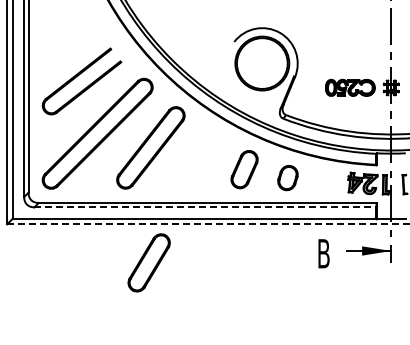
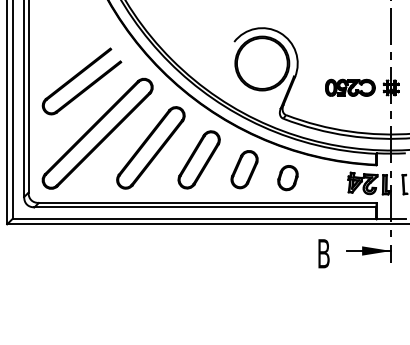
line: dashed -> solid (205, 207)
line: dashed -> solid (208, 224)
part position: (148, 262) -> (198, 159) (198, 159)
